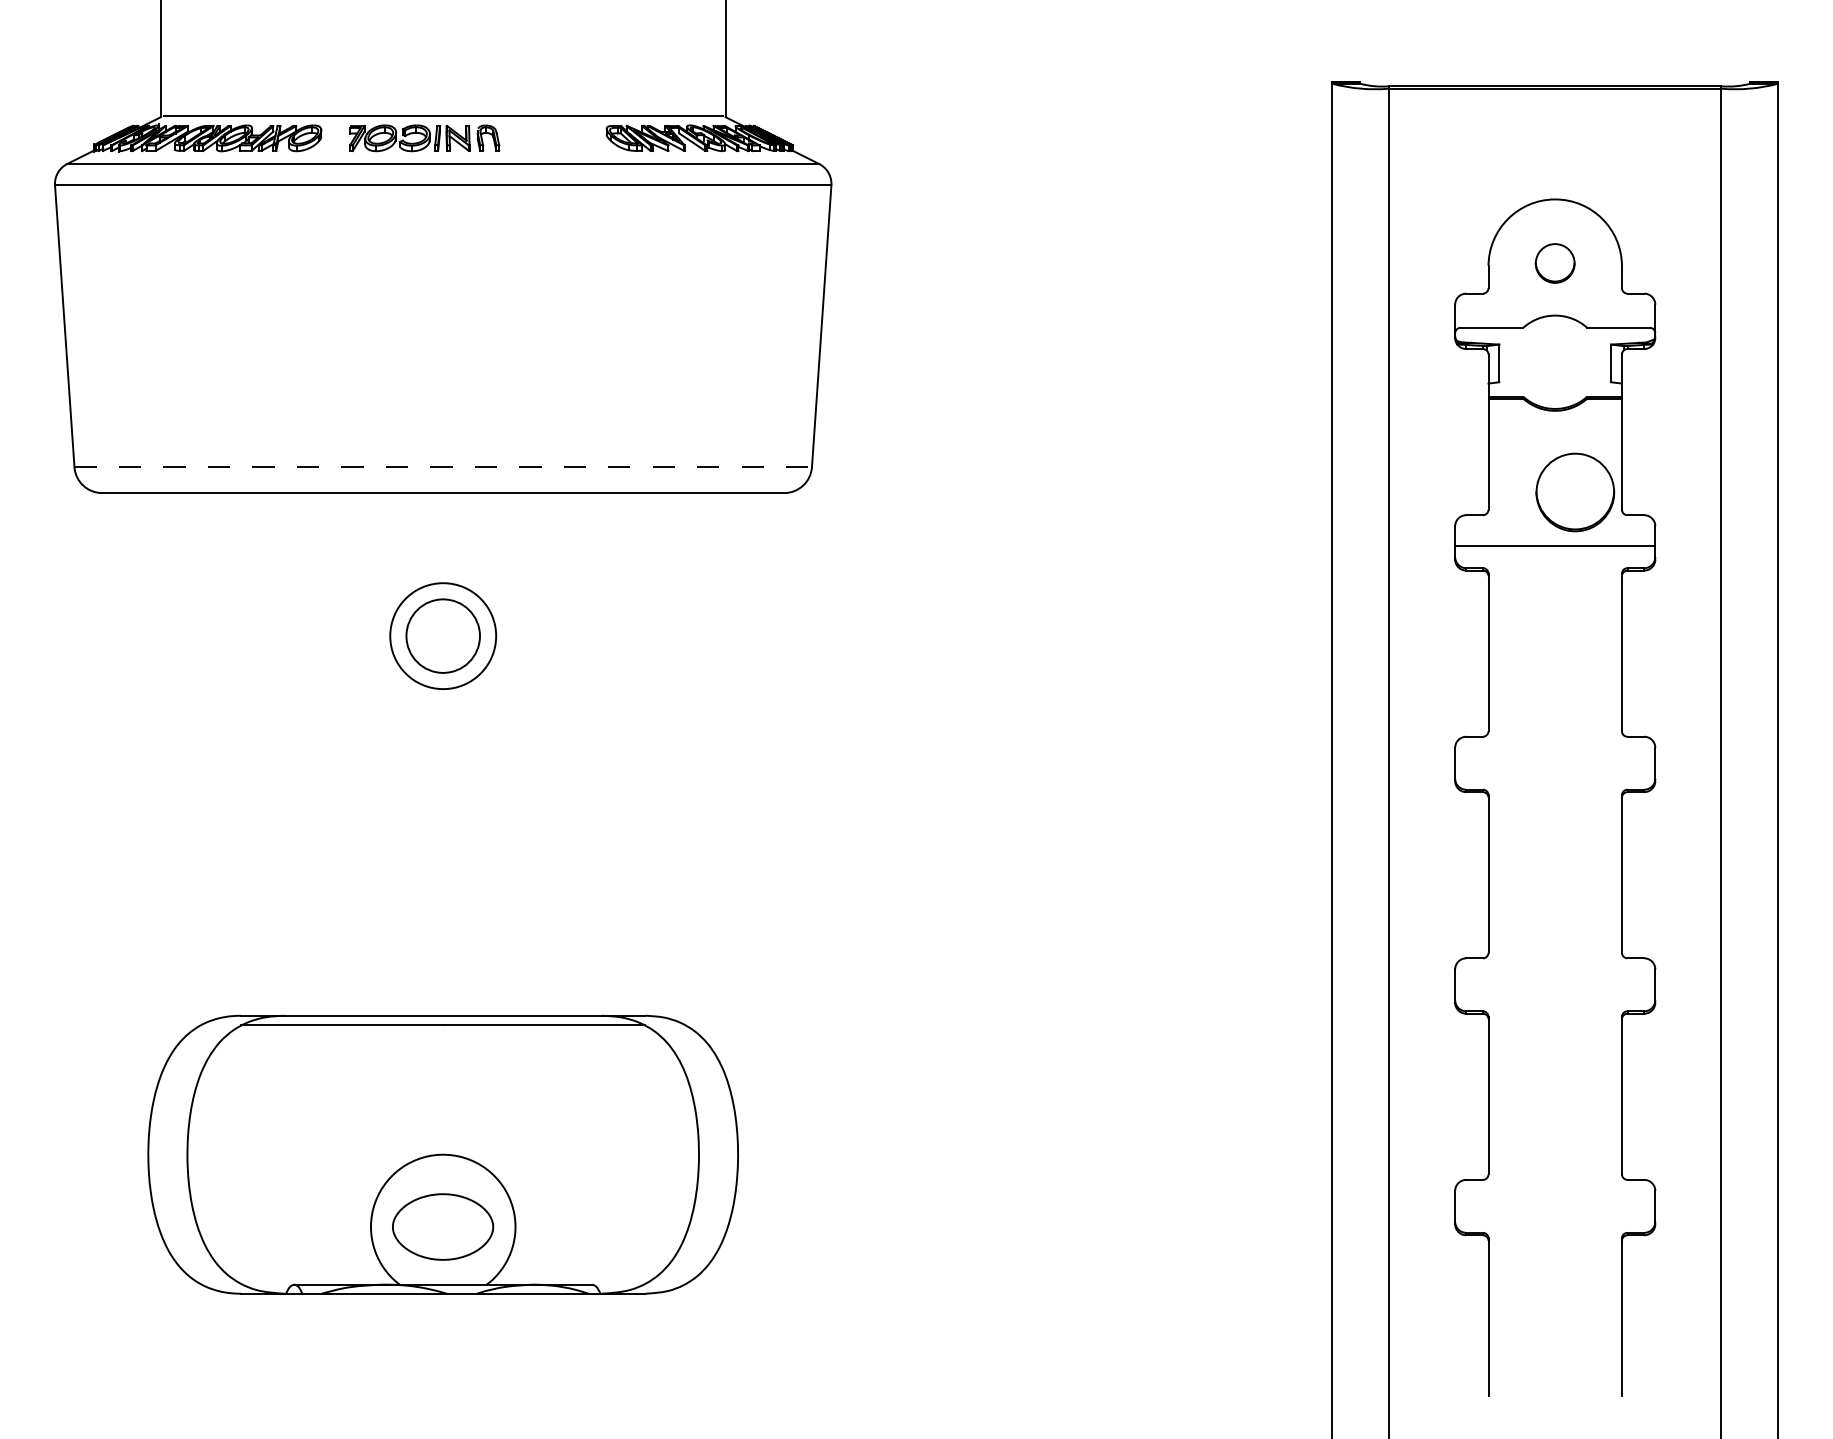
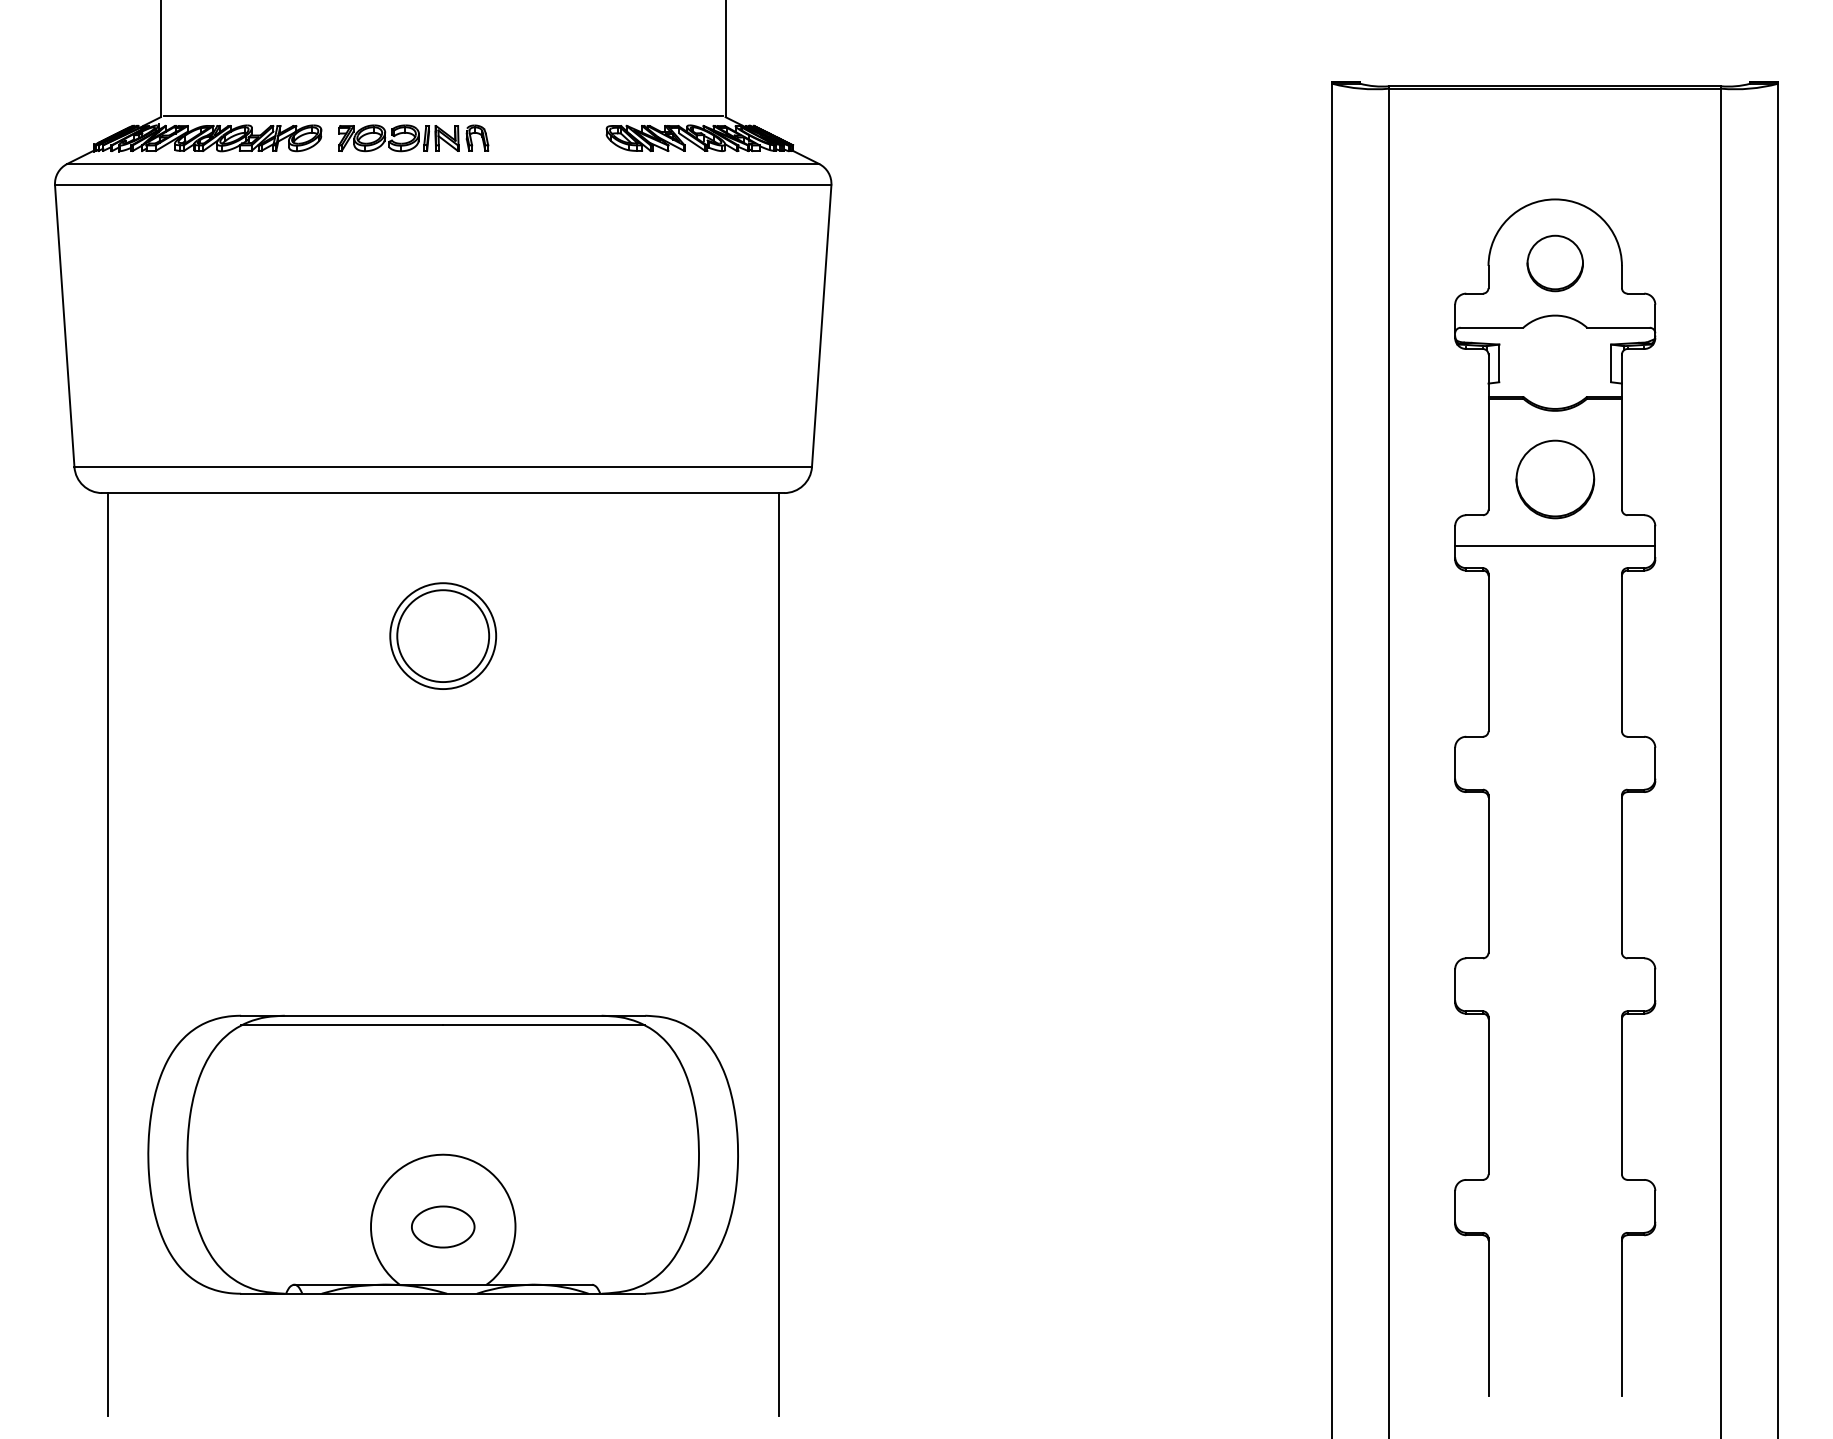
part position: (424, 138) -> (413, 138) (413, 138)
part size: 42x41 px -> 58x59 px (1554, 263)
line: dashed -> solid (443, 467)
part position: (1575, 492) -> (1555, 479) (1555, 479)
circle diameter: 74 px -> 92 px (443, 636)
line: none -> present (107, 954)
line: none -> present (778, 954)
part size: 103x68 px -> 65x44 px (443, 1226)
